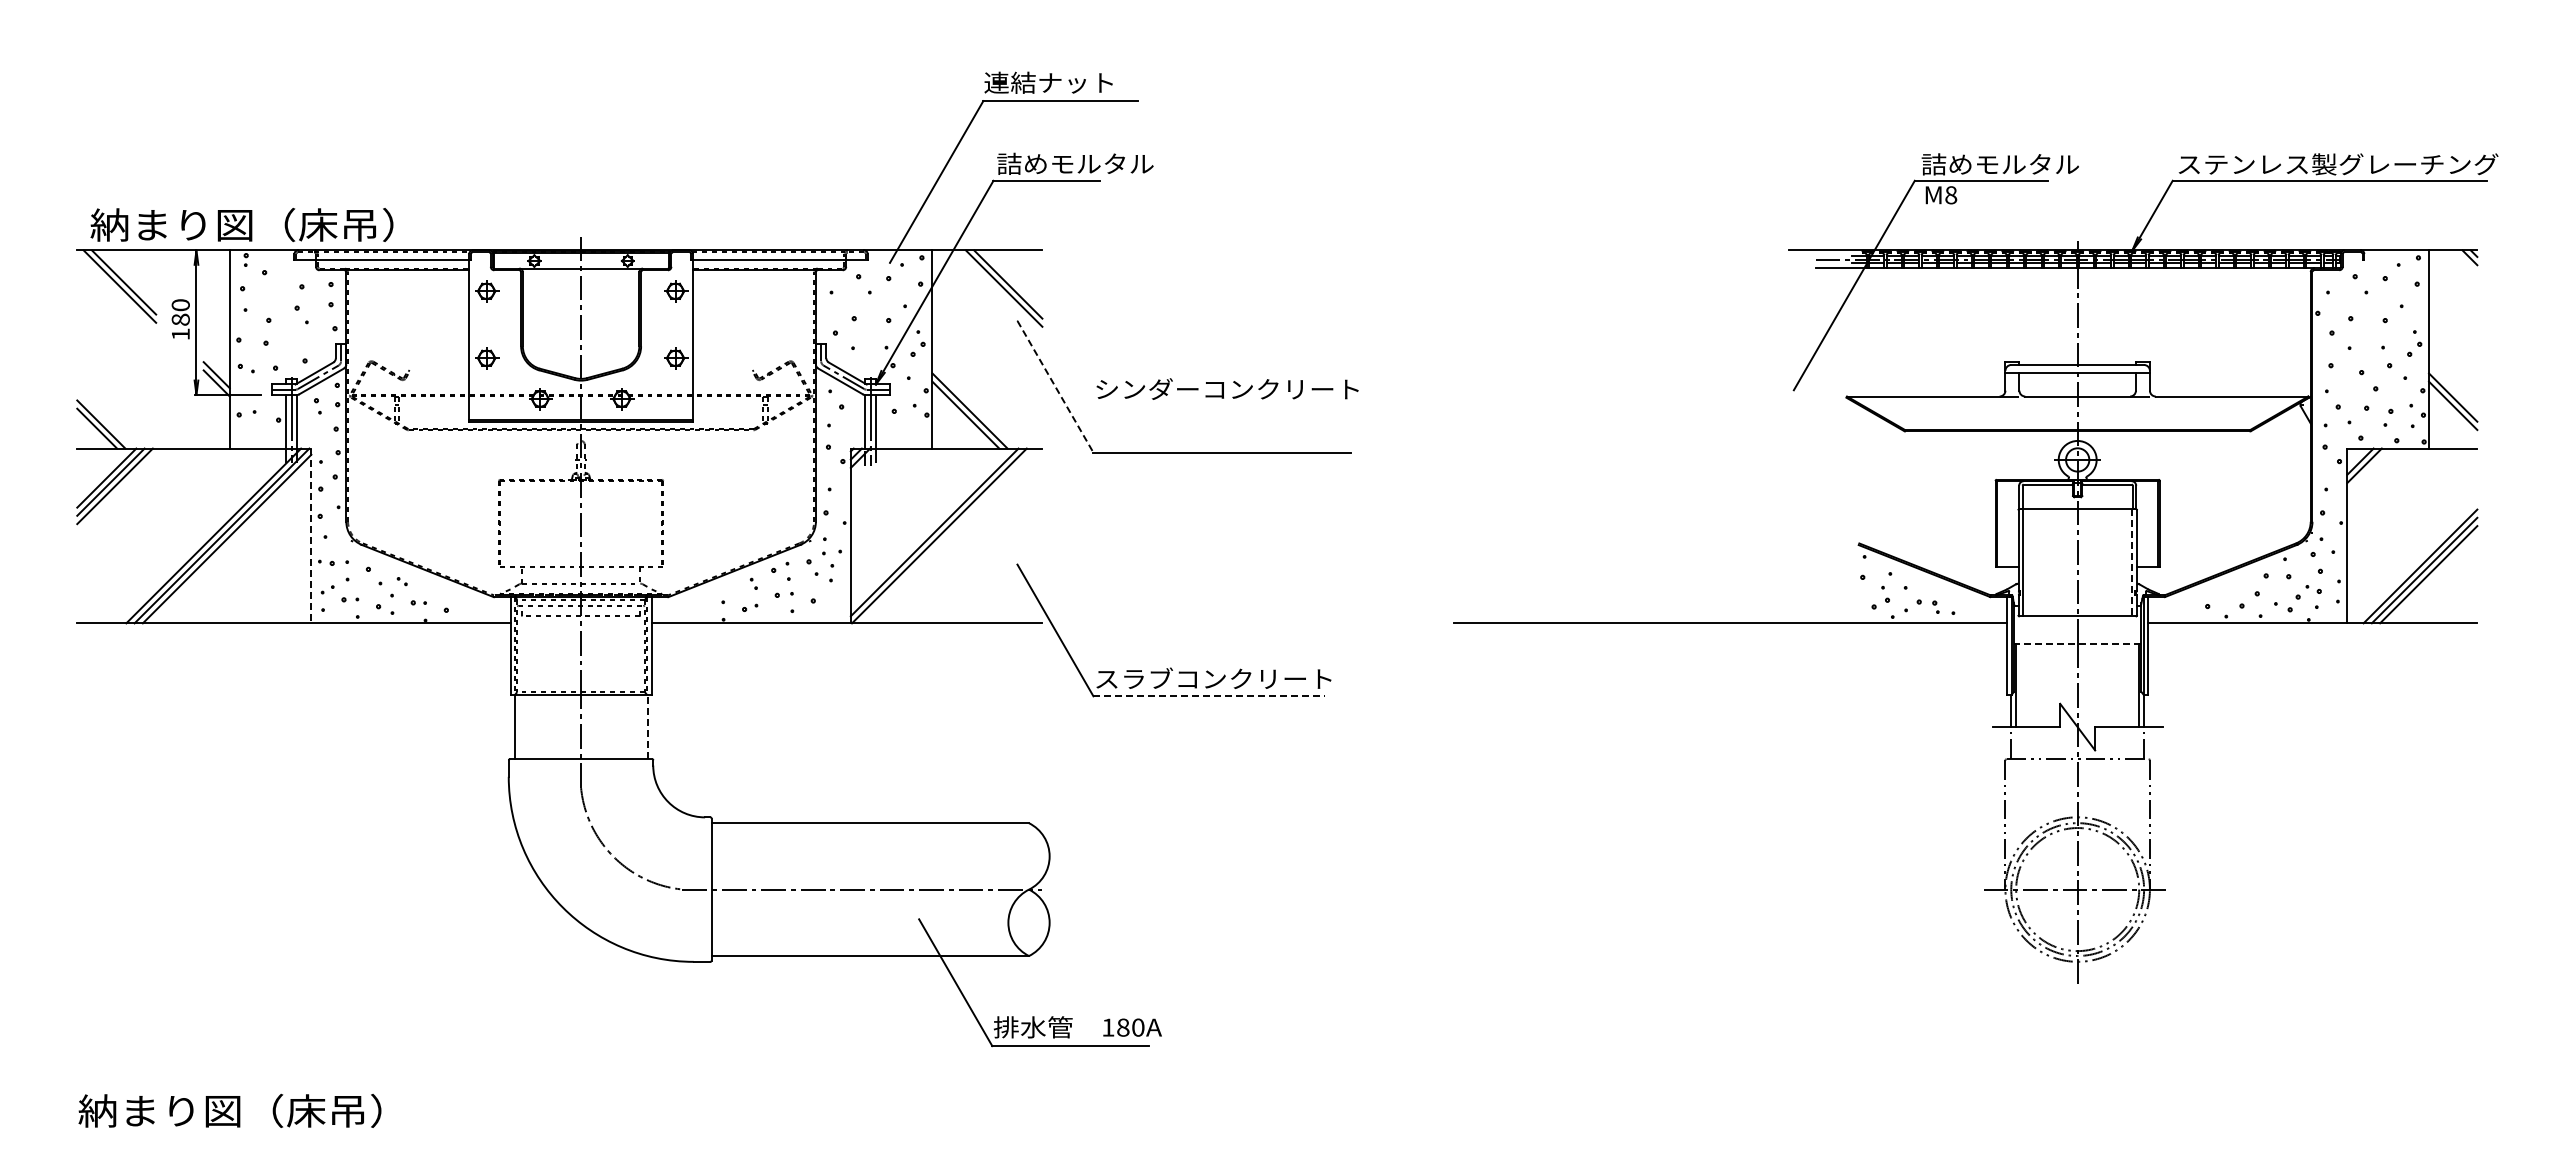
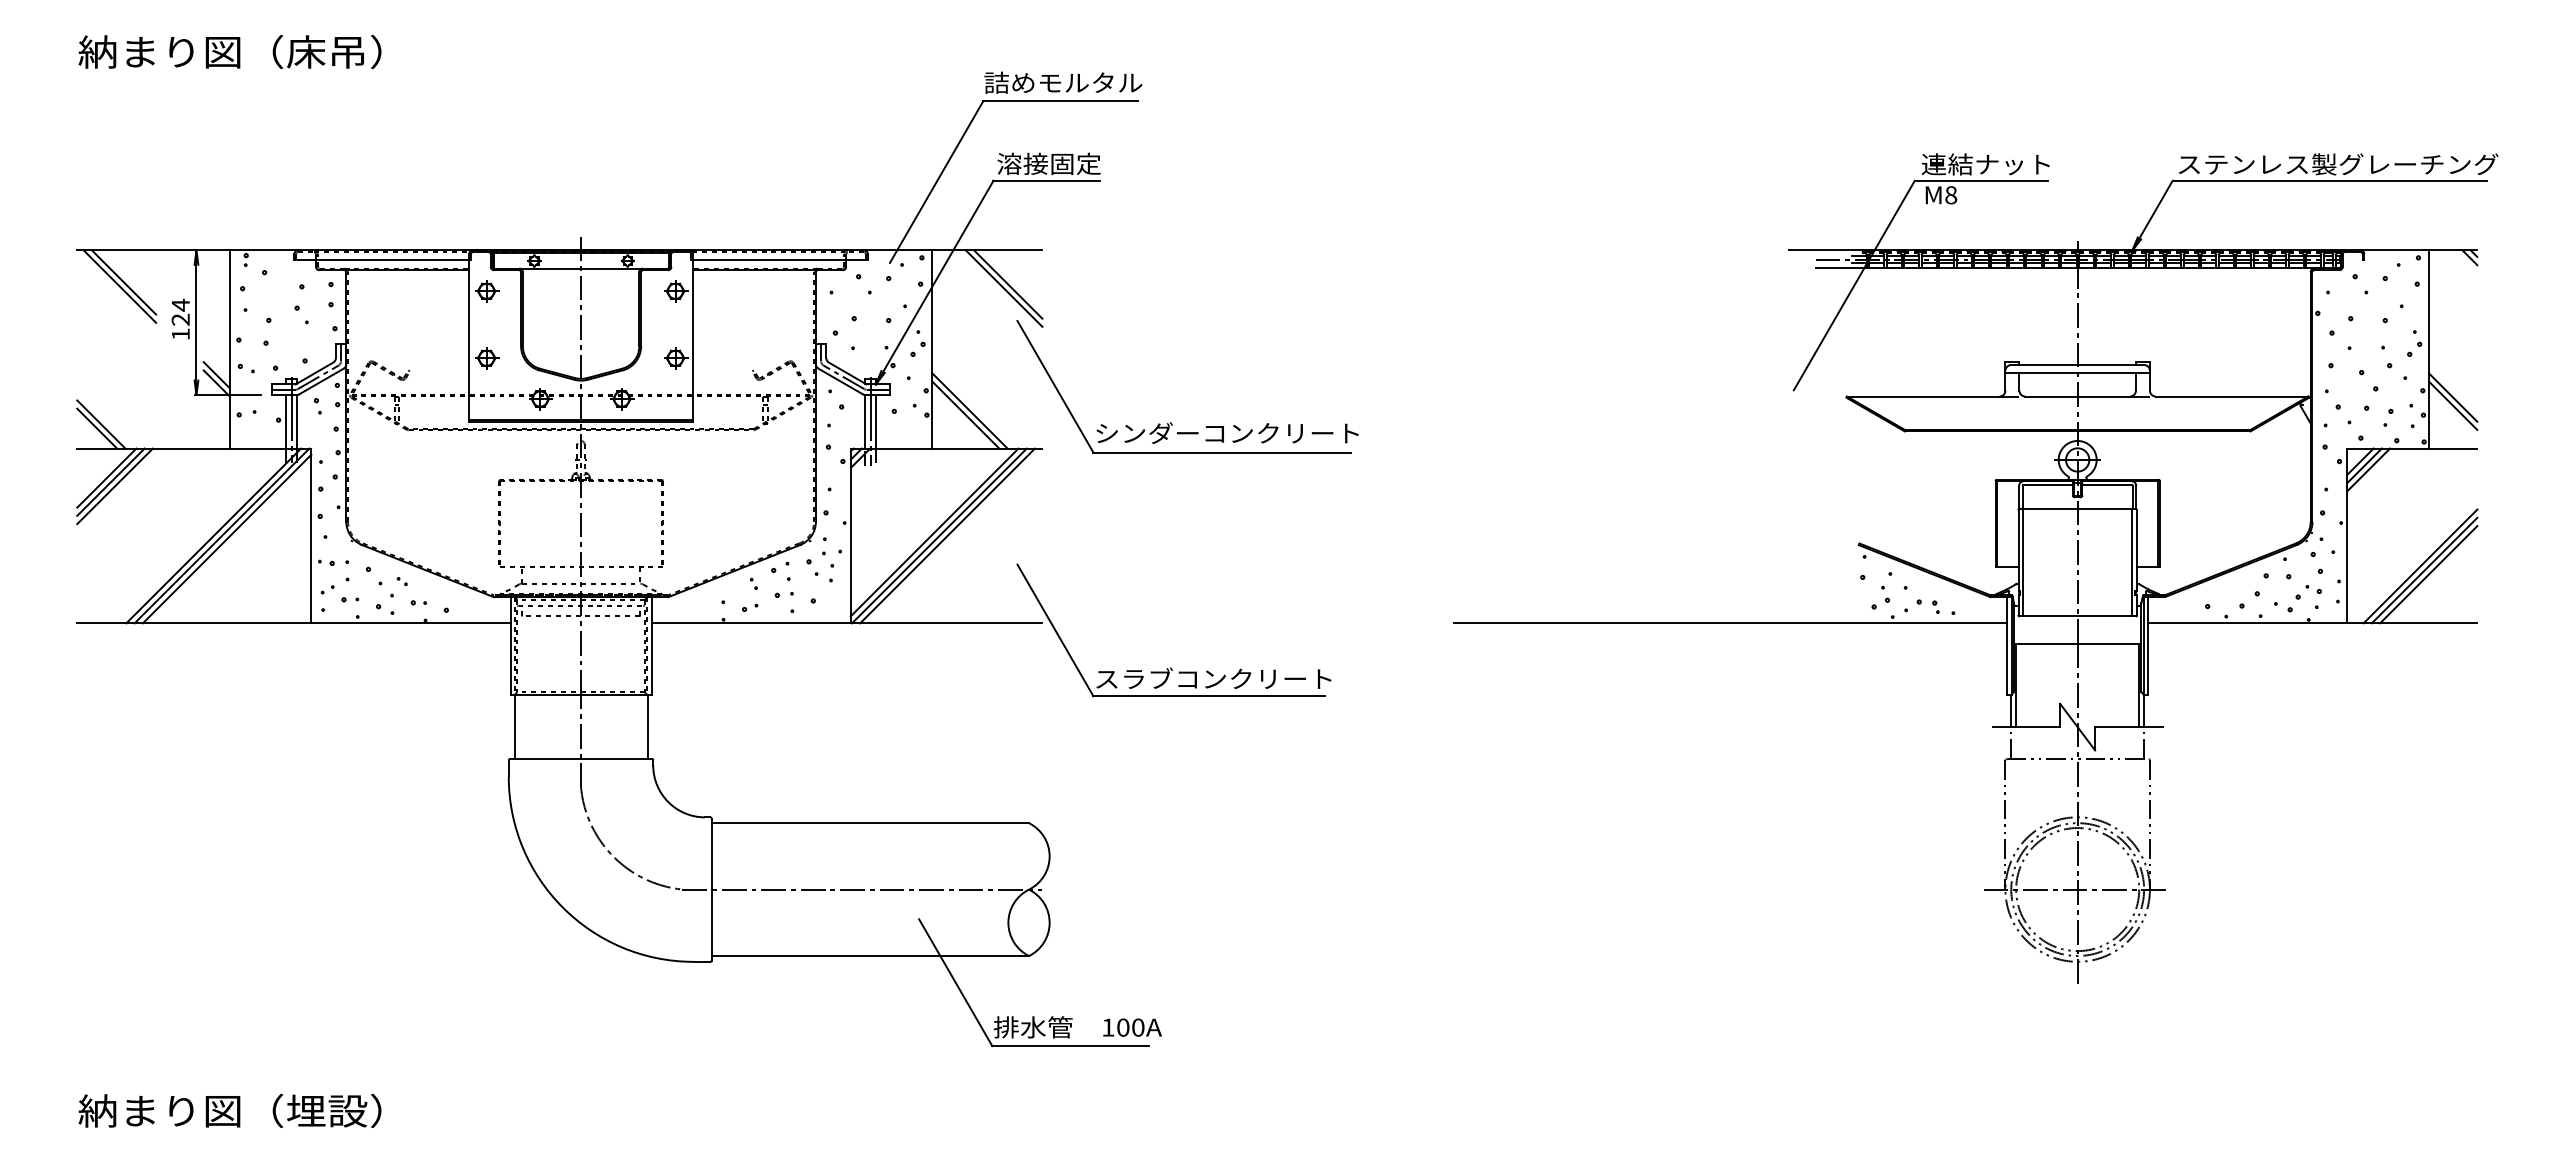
text: 連結ナット -> 詰めモルタル (1063, 82)
text: 詰めモルタル -> 溶接固定 (1075, 163)
text: 詰めモルタル -> 連結ナット (1999, 164)
text position: (241, 224) -> (229, 51) (229, 51)
text: 180 -> 124 (180, 311)
line: dashed -> solid (1055, 387)
text position: (1227, 388) -> (1227, 432) (1227, 432)
line: none -> present (2368, 469)
line: none -> present (947, 535)
line: dashed -> solid (311, 536)
line: dashed -> solid (2132, 562)
line: dashed -> solid (2077, 643)
line: dashed -> solid (1209, 696)
line: dashed -> solid (647, 726)
text: 180A -> 100A (1123, 1027)
text: 納まり図（床吊） -> 納まり図（埋設） (327, 1110)
